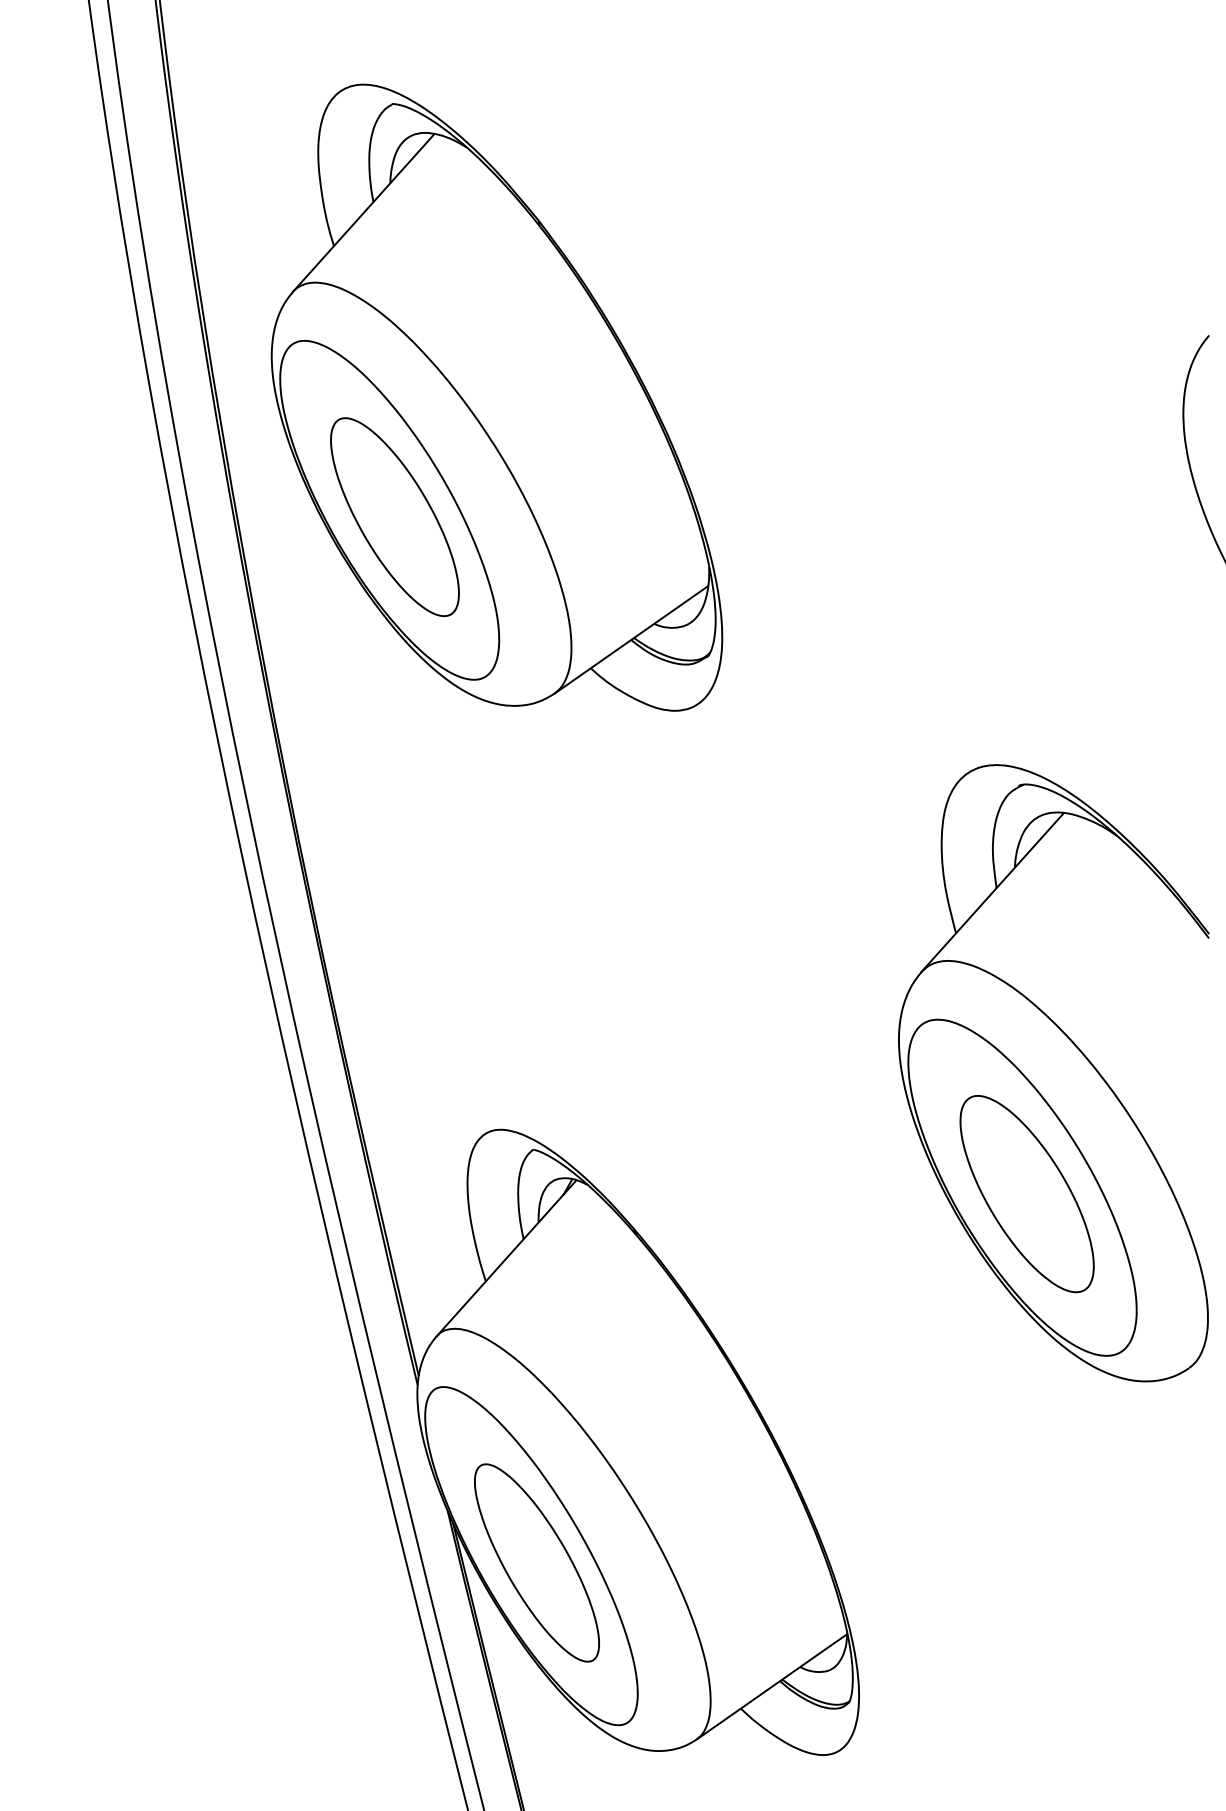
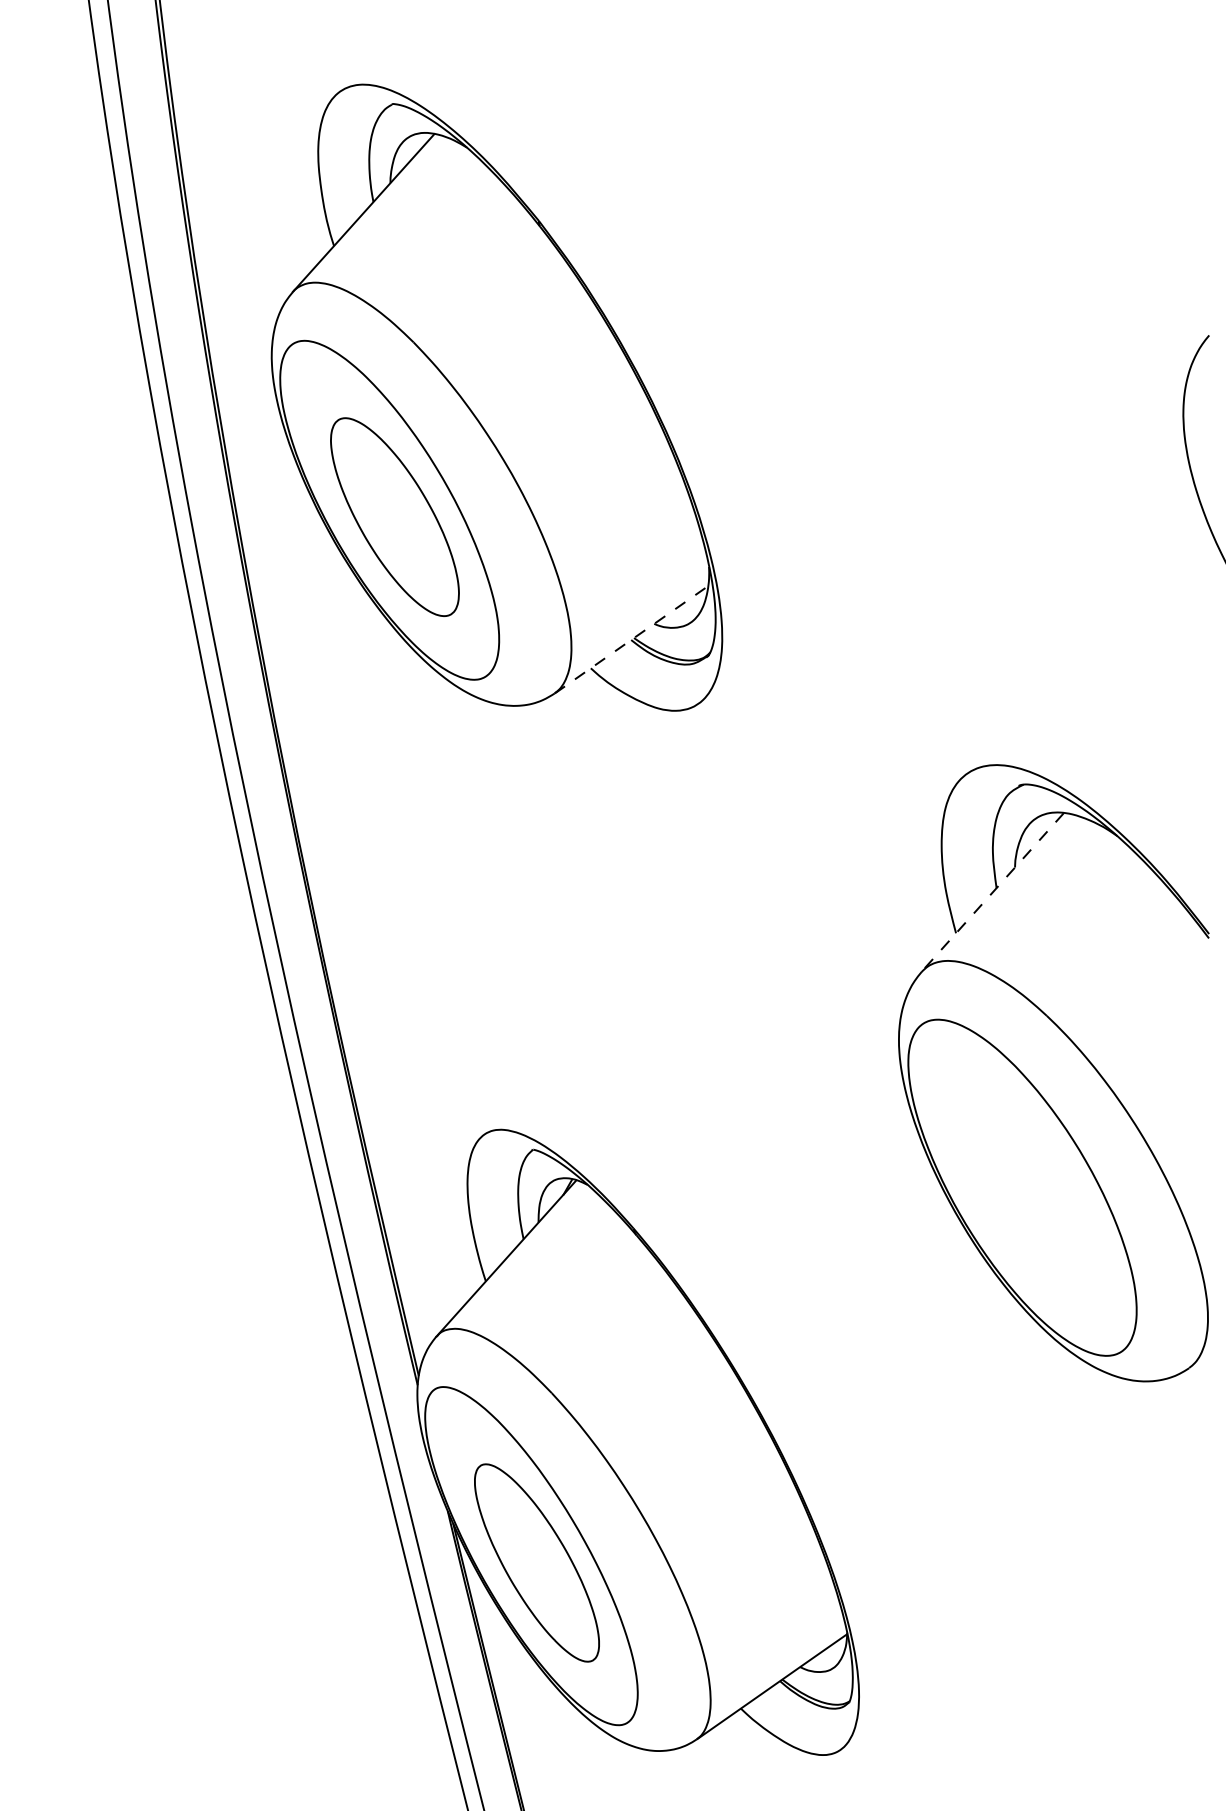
line: solid -> dashed (631, 639)
line: solid -> dashed (992, 892)
part: present -> none (1026, 1194)
